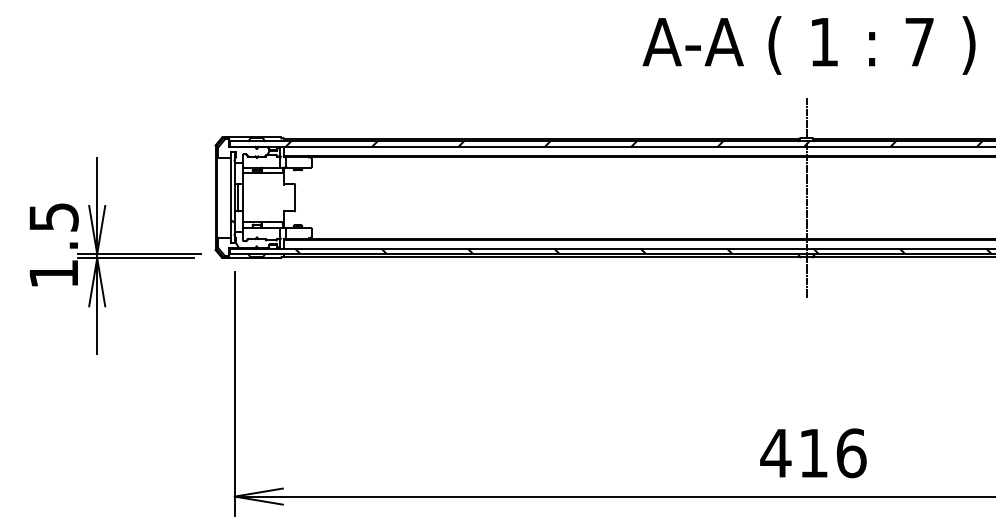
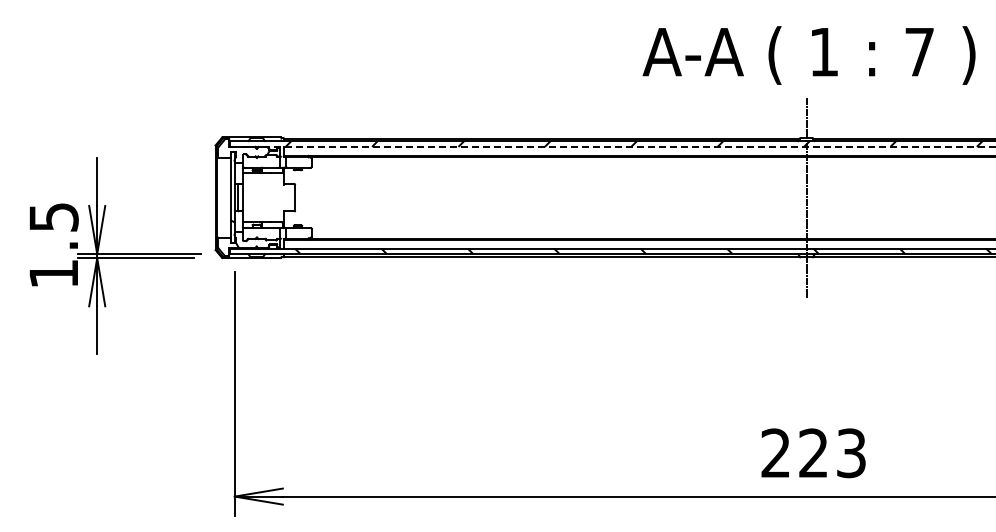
text position: (808, 45) -> (808, 55) (808, 55)
line: solid -> dashed (613, 146)
text: 416 -> 223 (813, 453)
